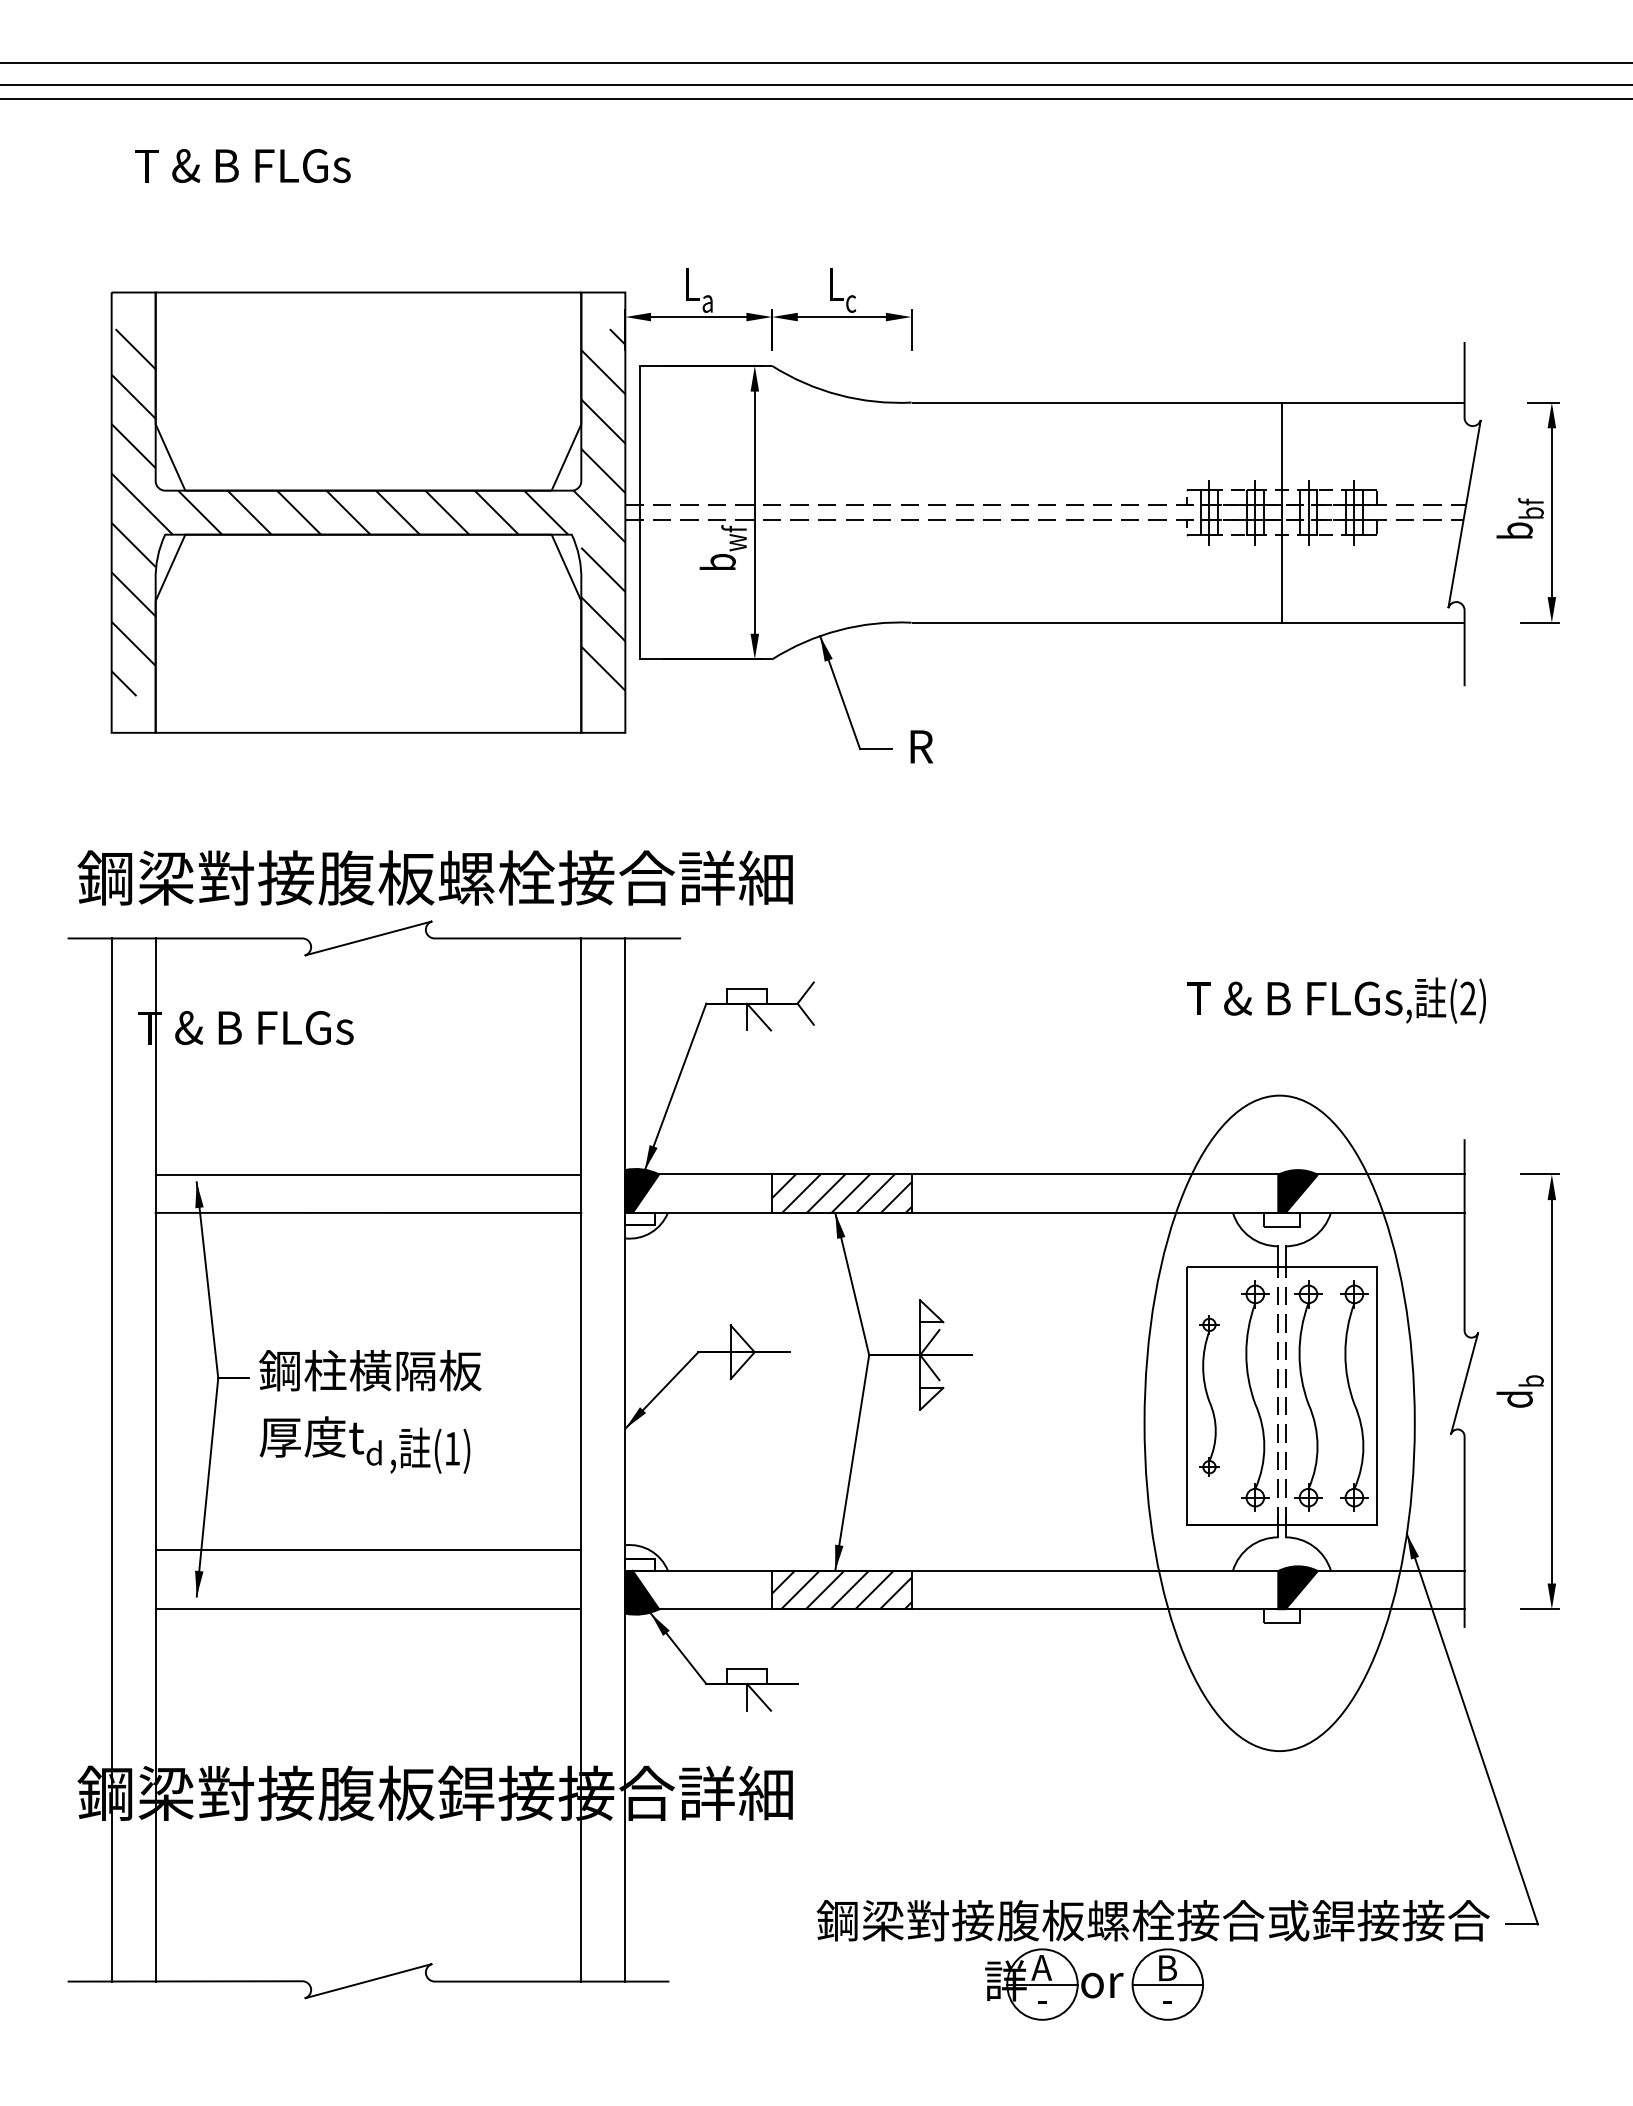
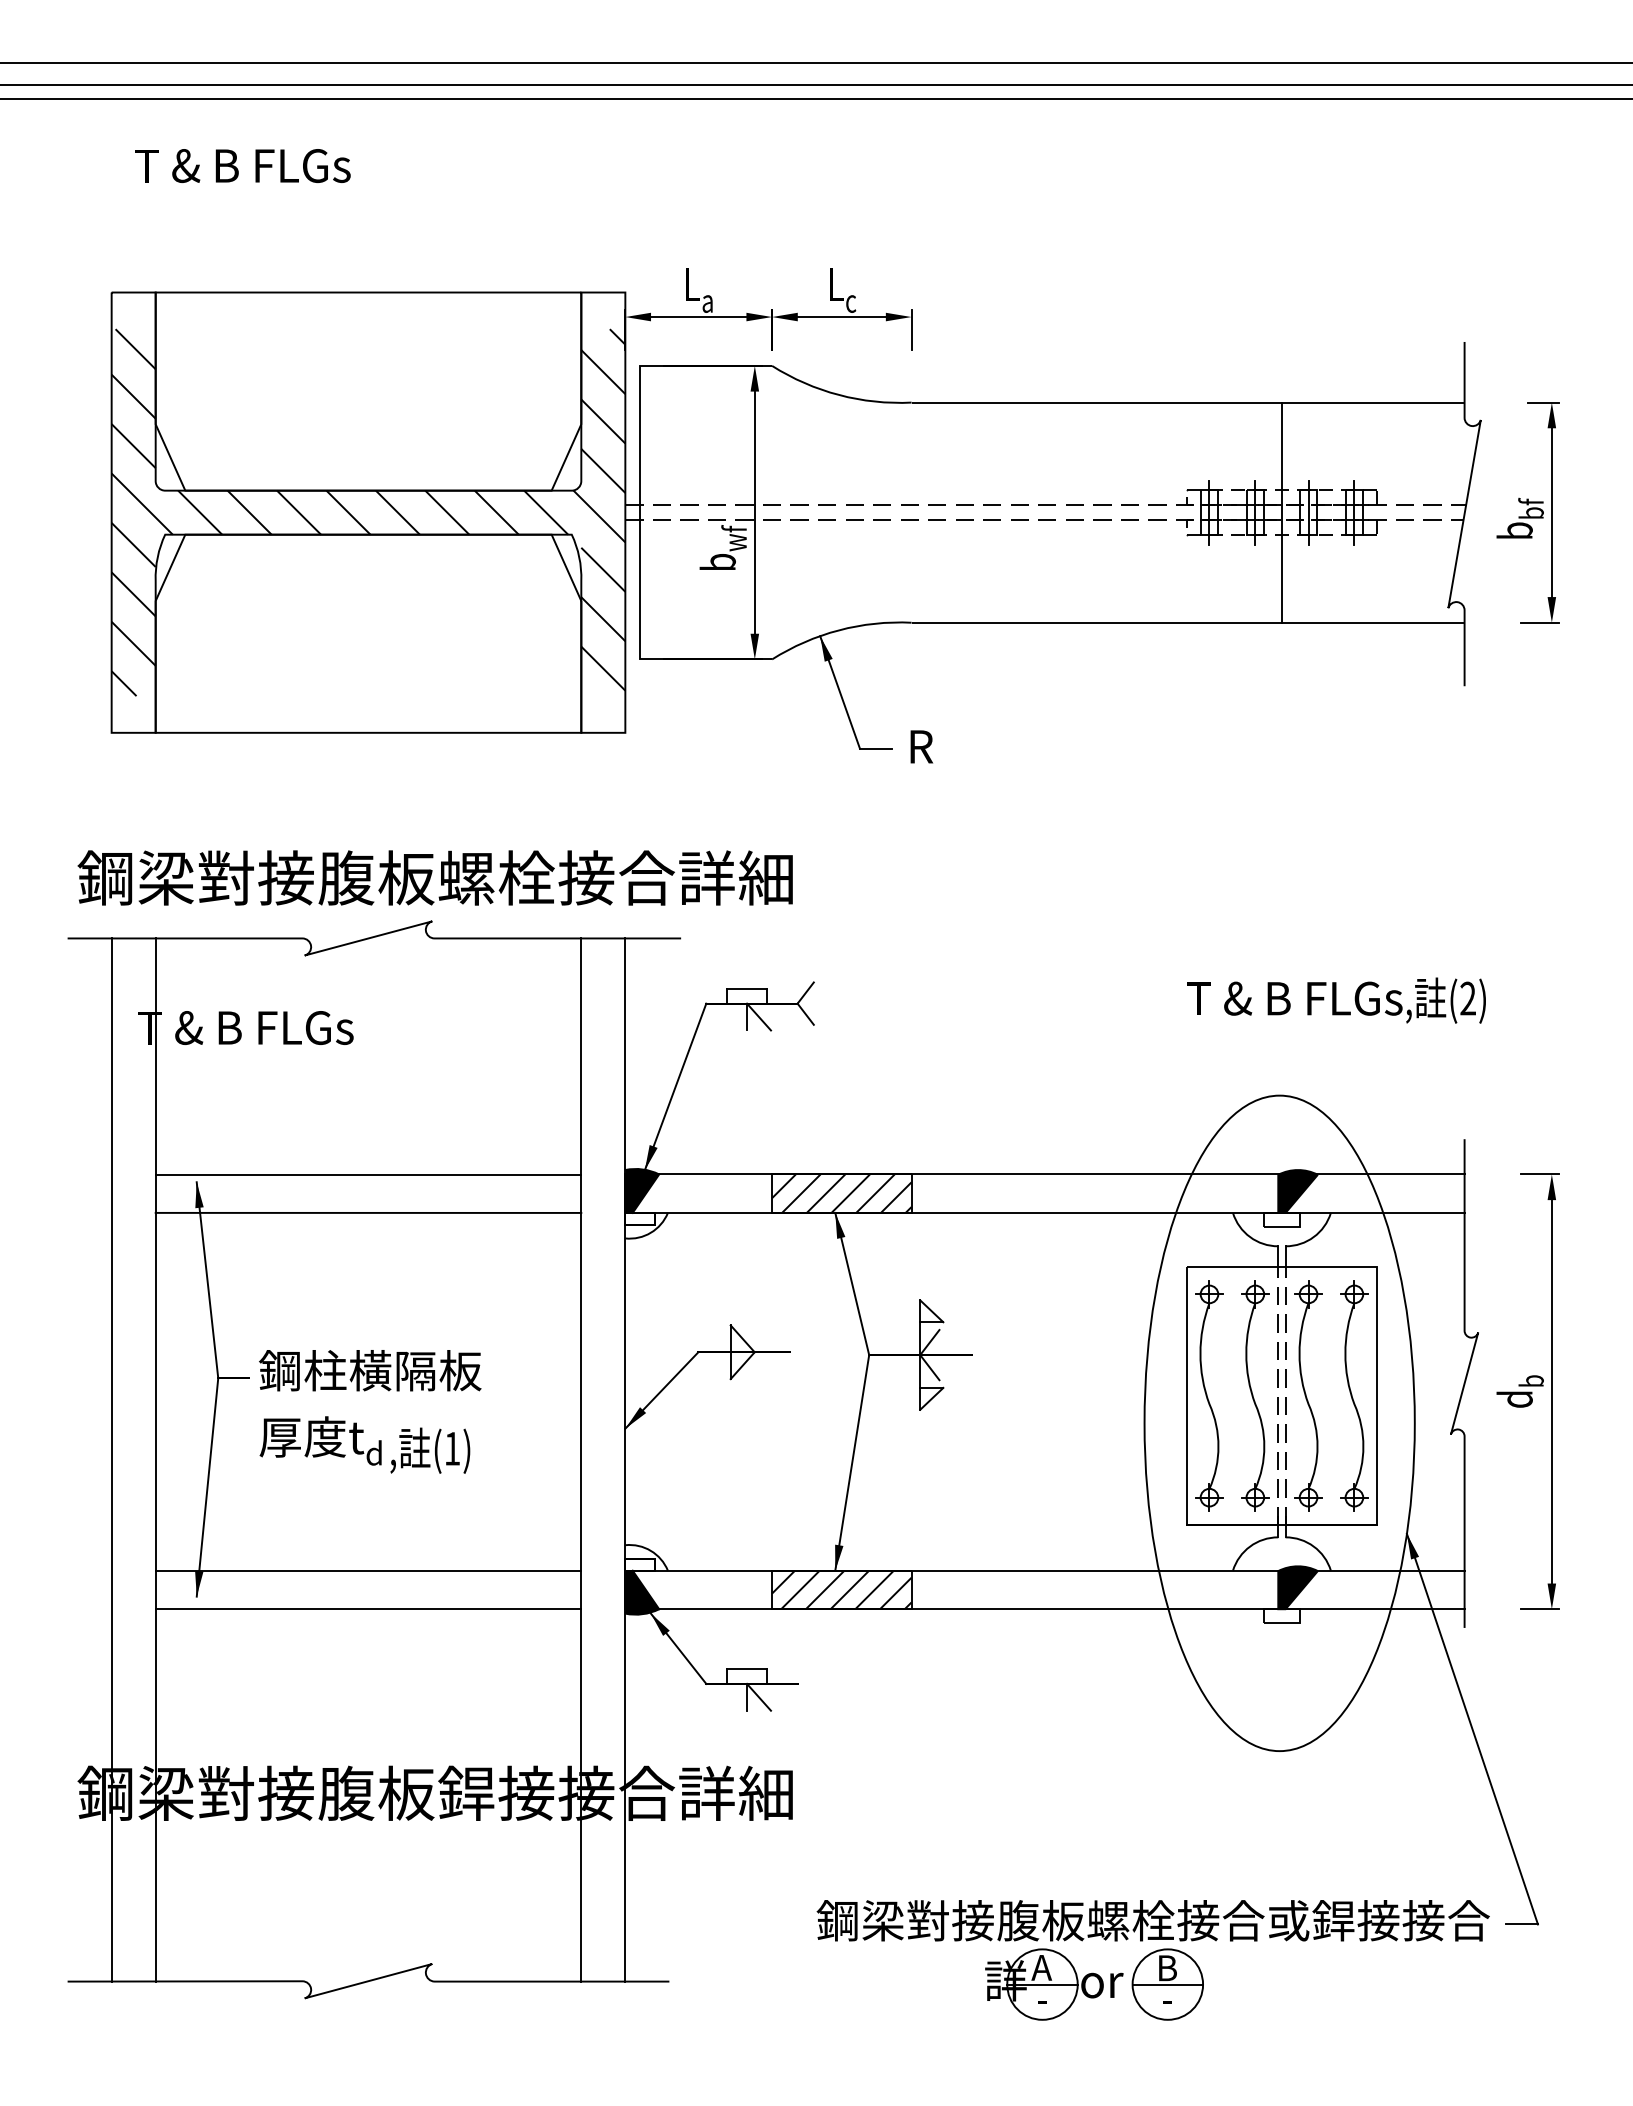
part size: 21x162 px -> 29x232 px (1209, 1395)
line position: (368, 1549) -> (368, 1570) (368, 1570)
